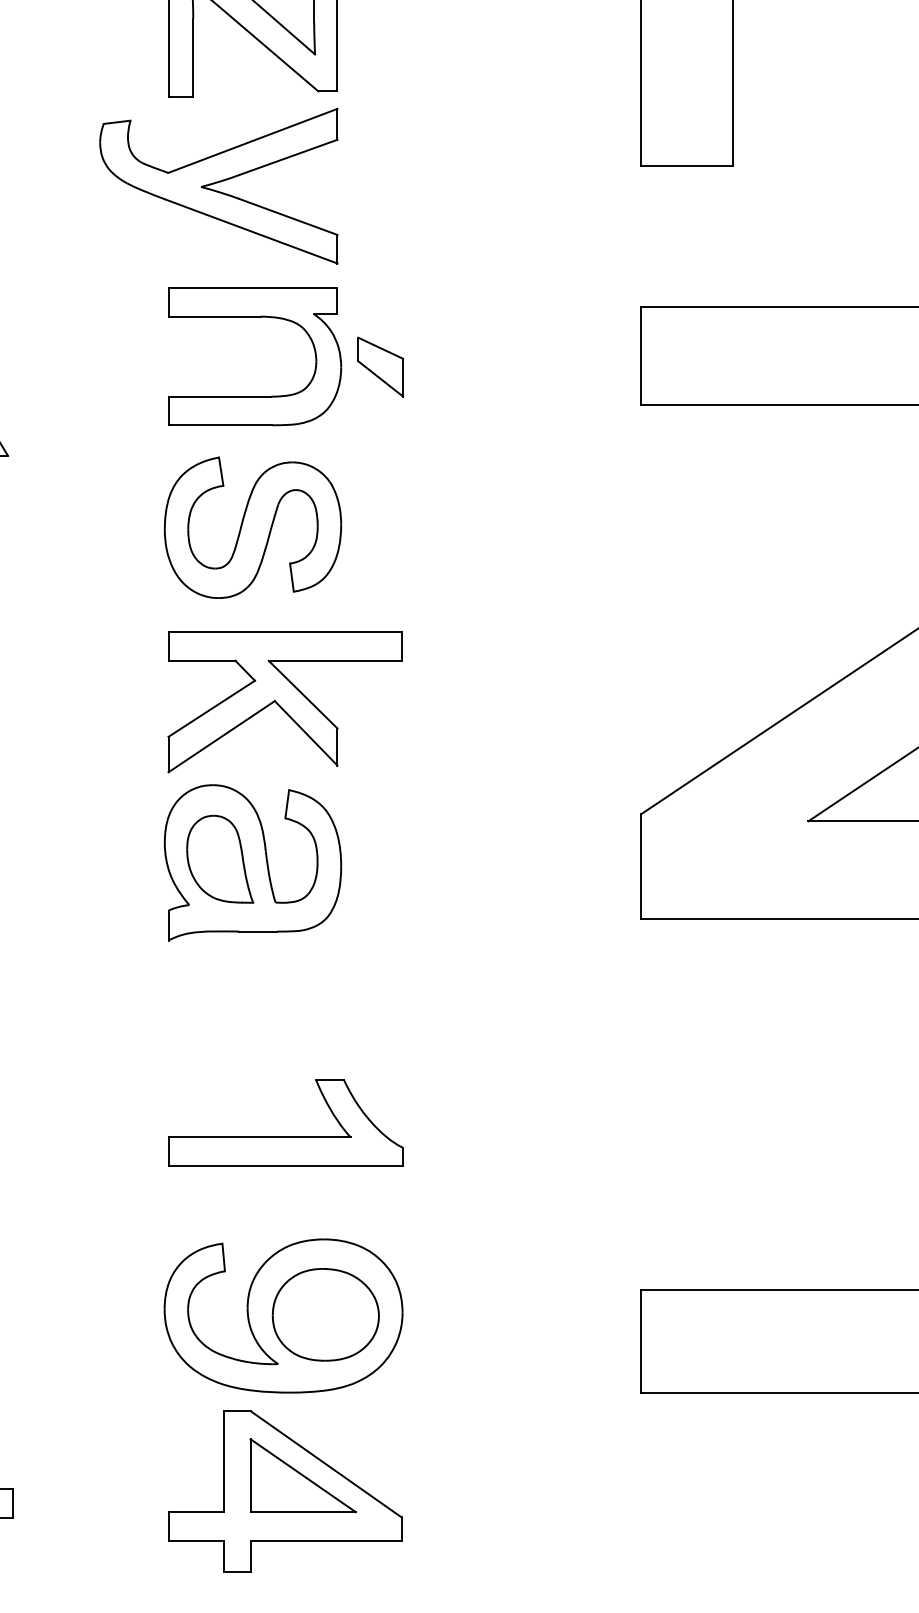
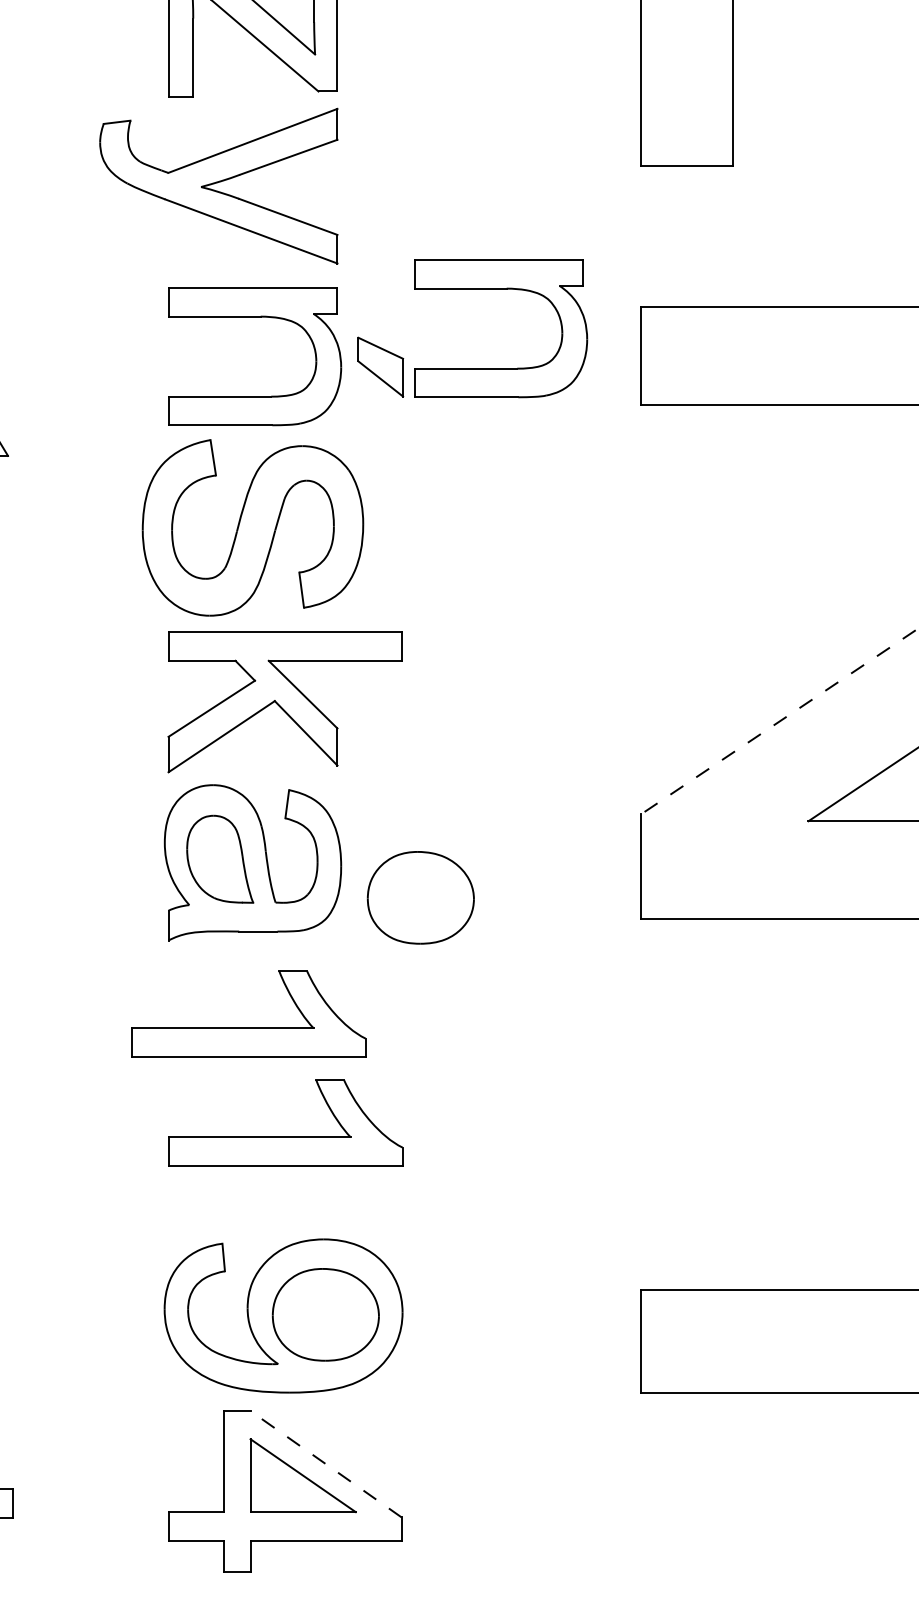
part: none -> present (501, 289)
part size: 180x143 px -> 224x178 px (252, 527)
line: solid -> dashed (780, 721)
part: none -> present (420, 897)
part: none -> present (248, 1027)
line: solid -> dashed (325, 1463)
